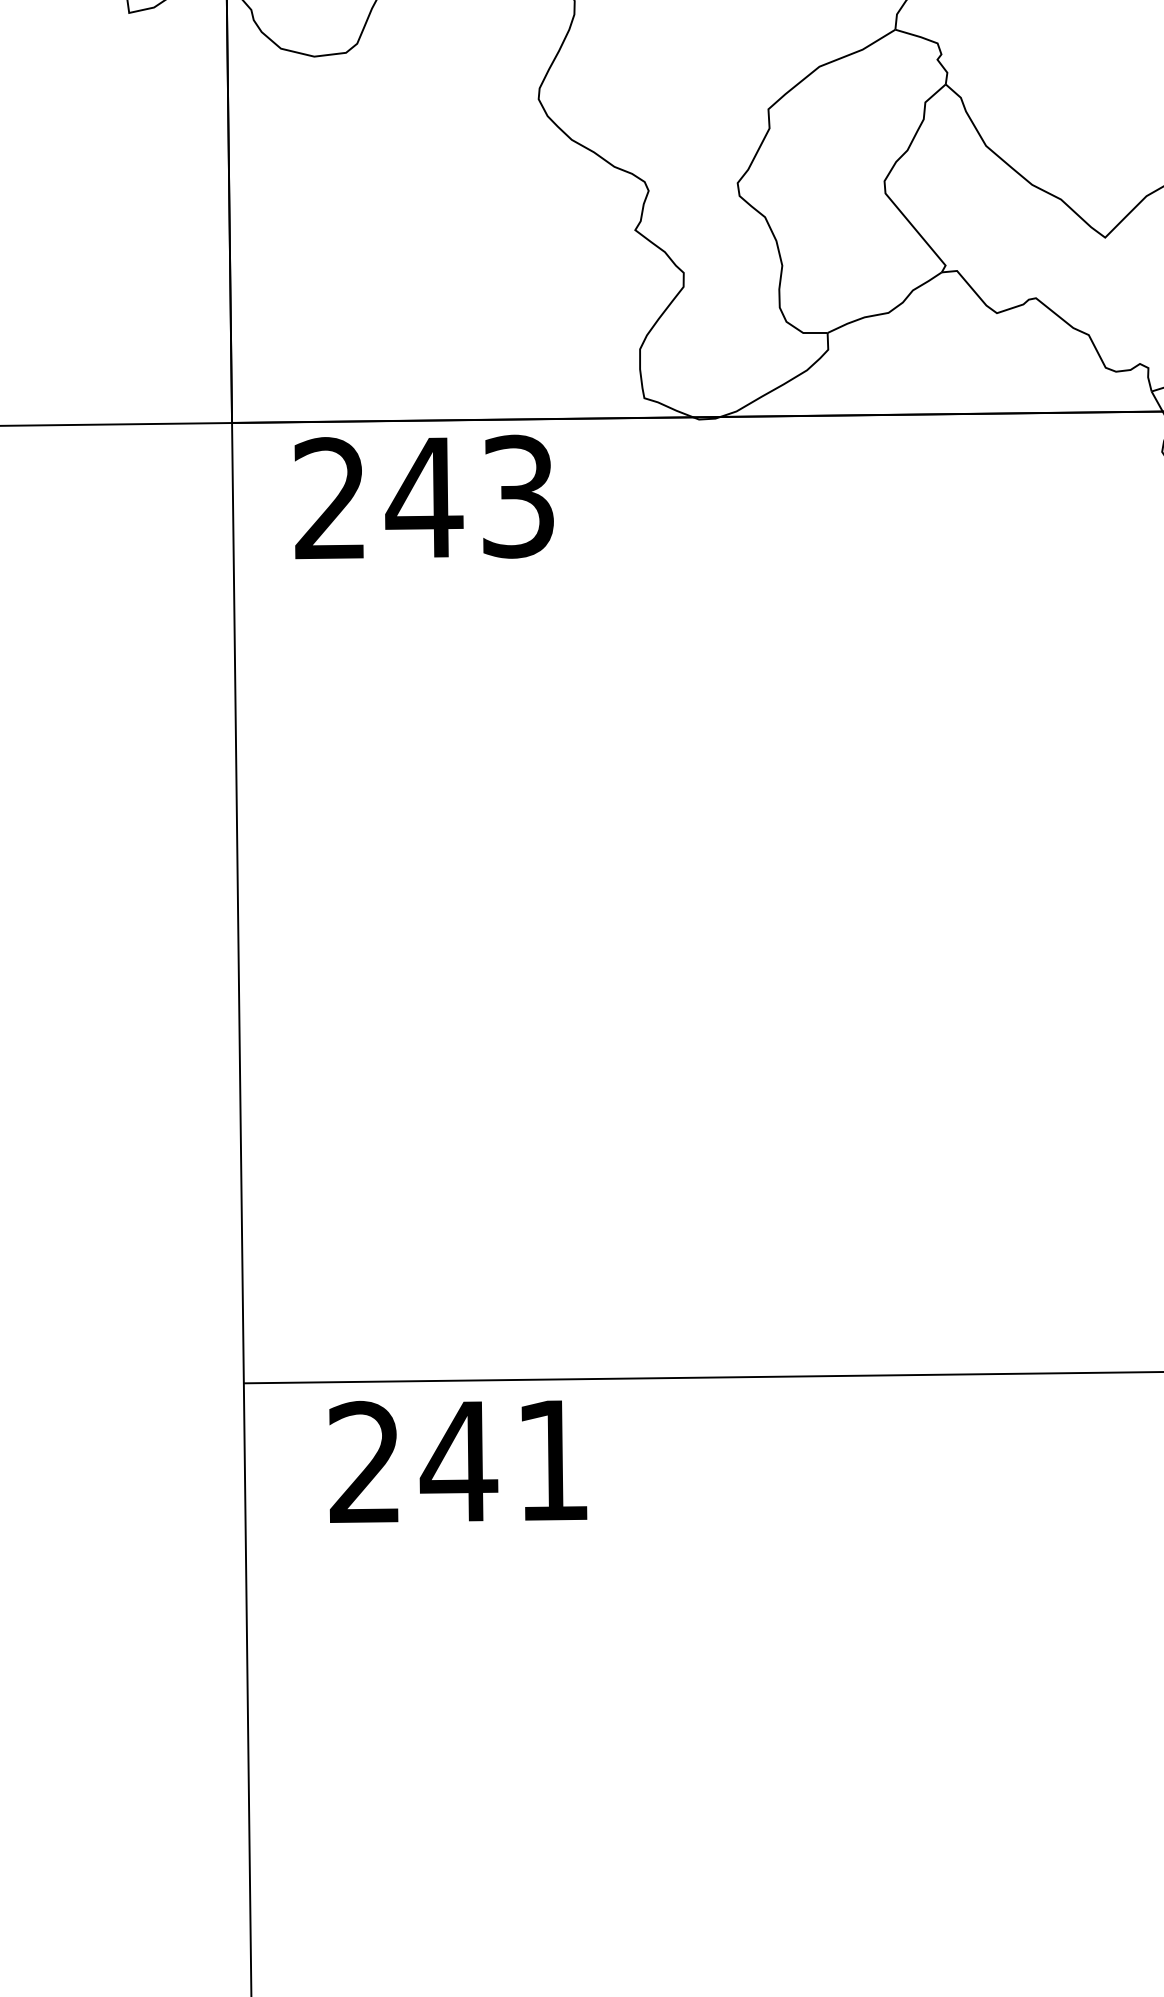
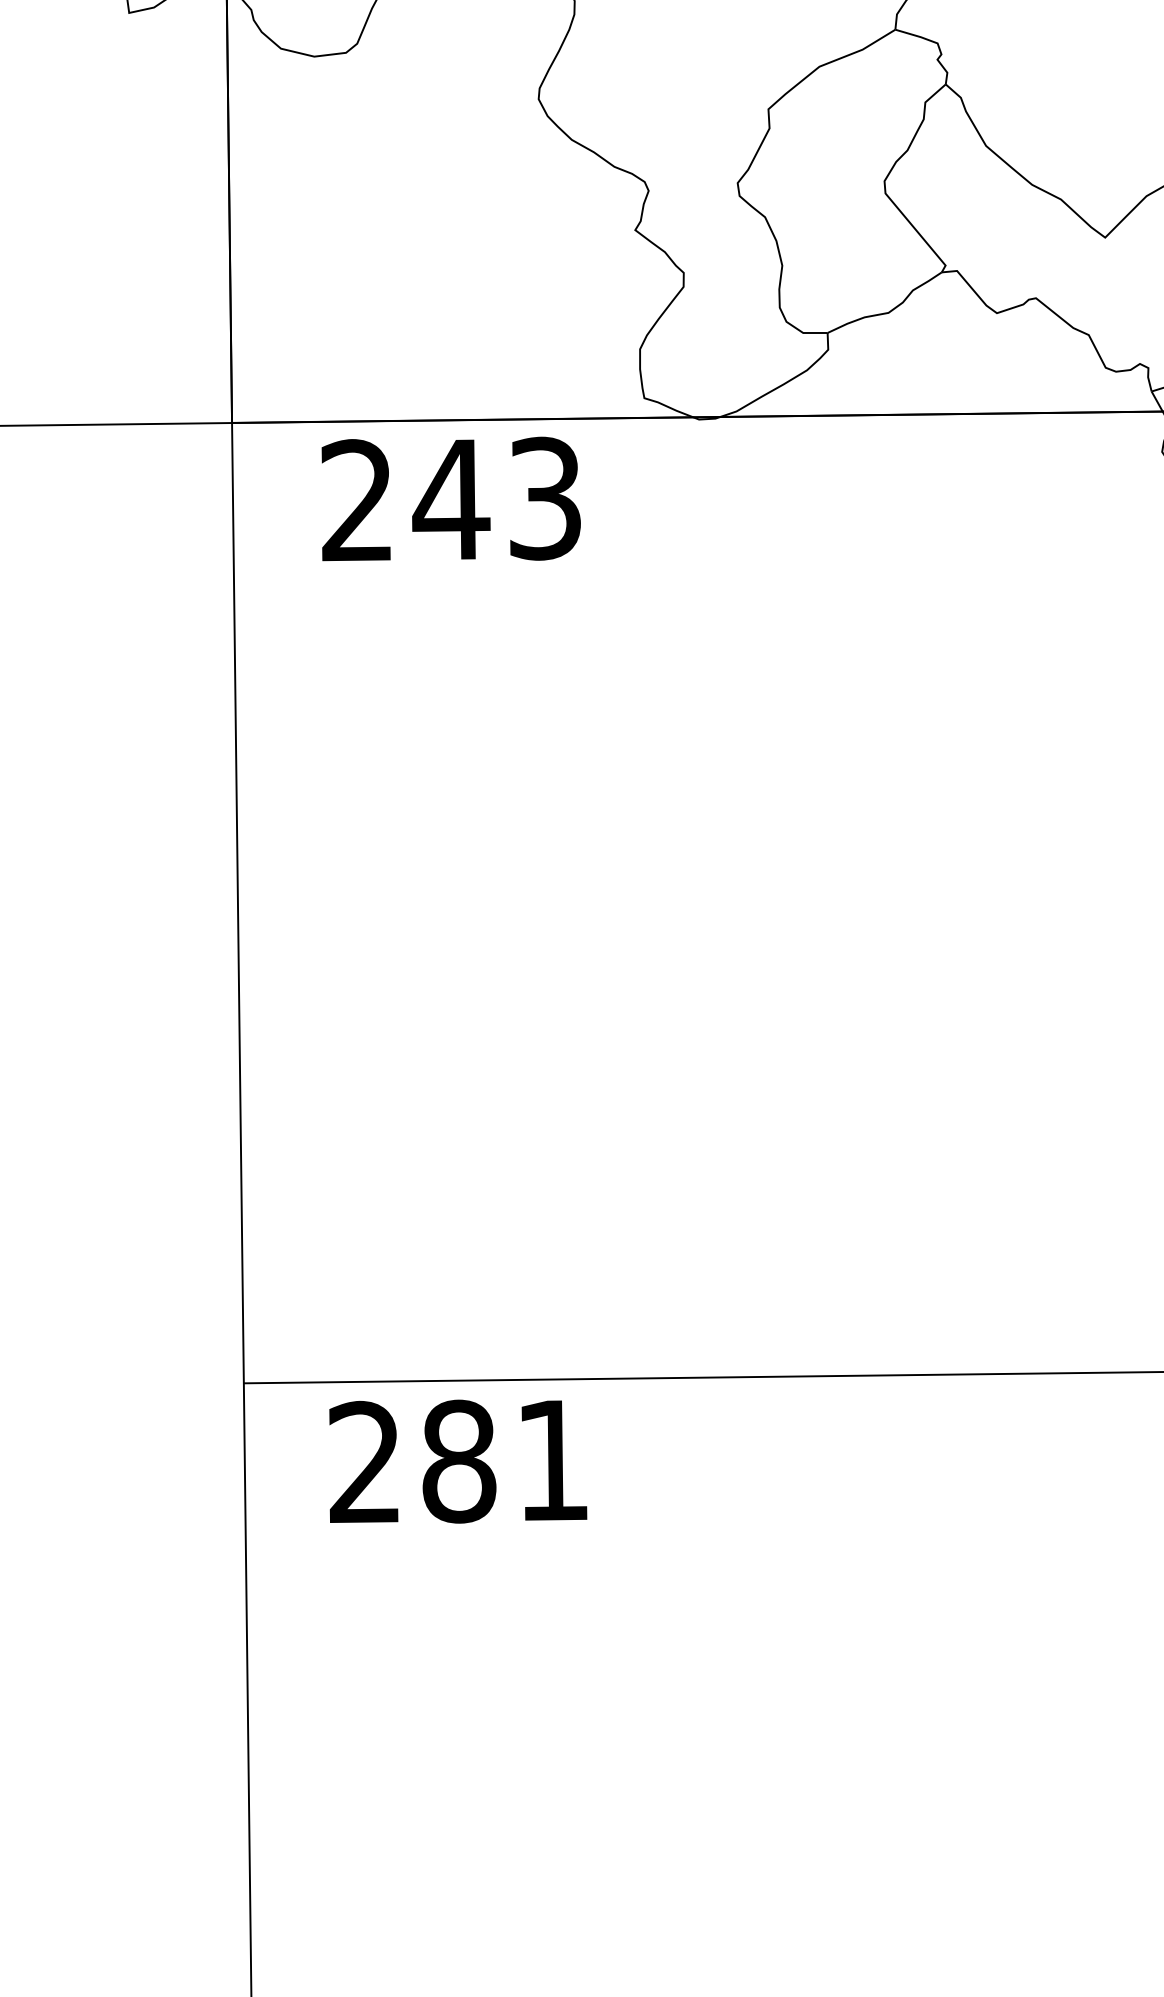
text position: (423, 496) -> (450, 498) (450, 498)
text: 241 -> 281 (458, 1461)
